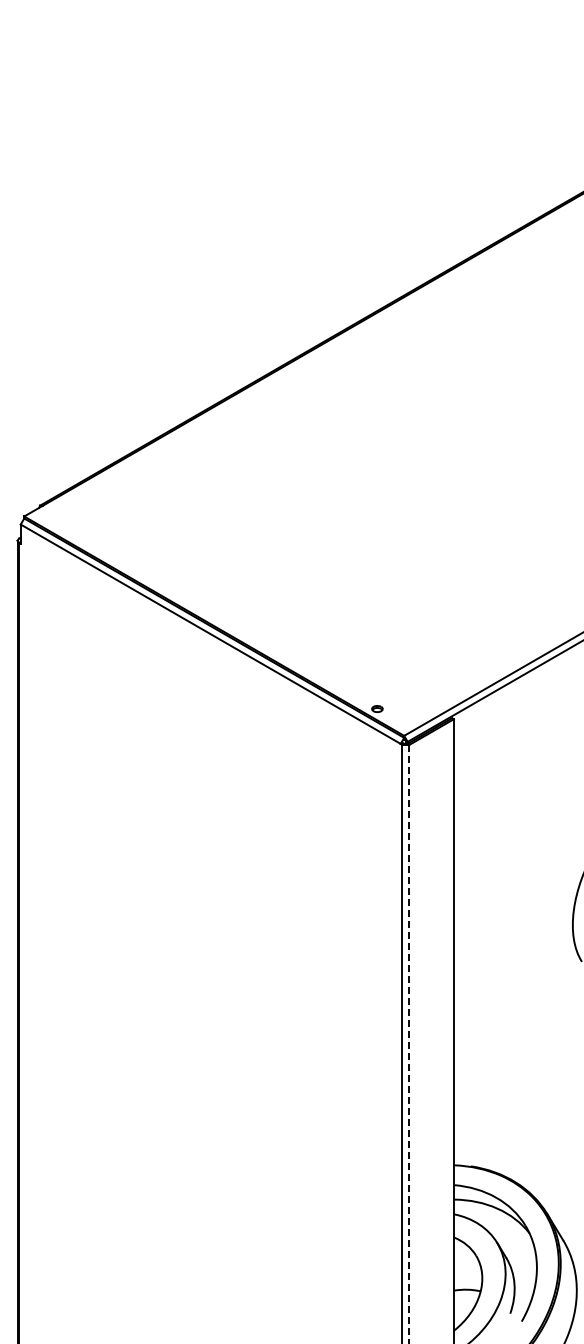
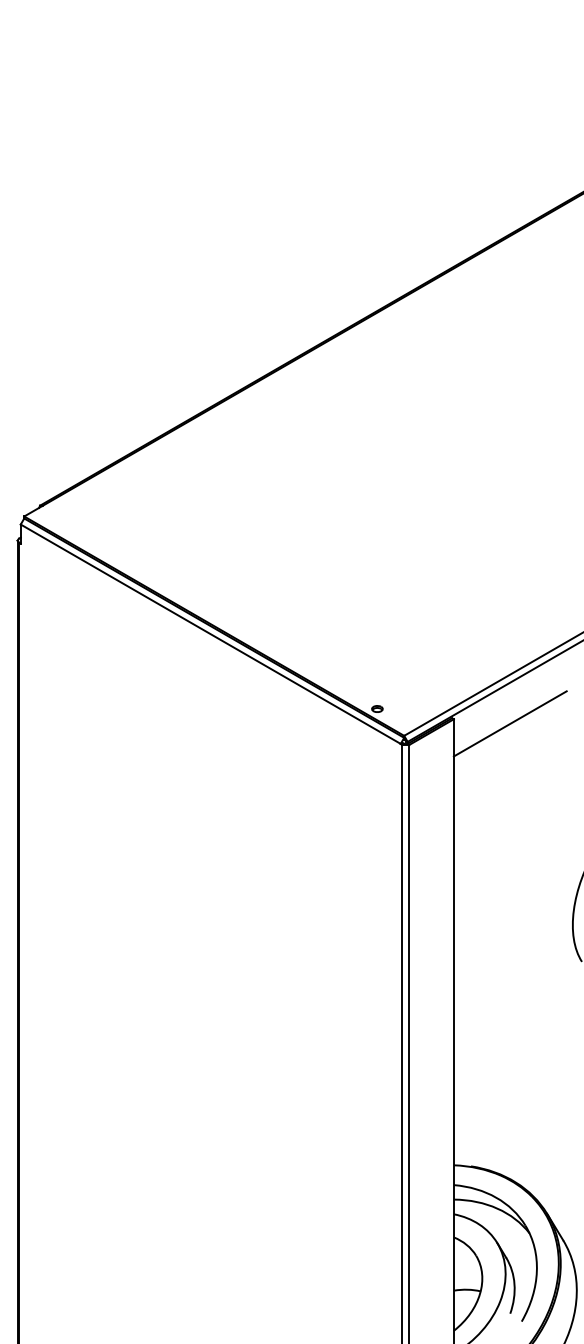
line: none -> present (509, 723)
line: dashed -> solid (409, 1044)
